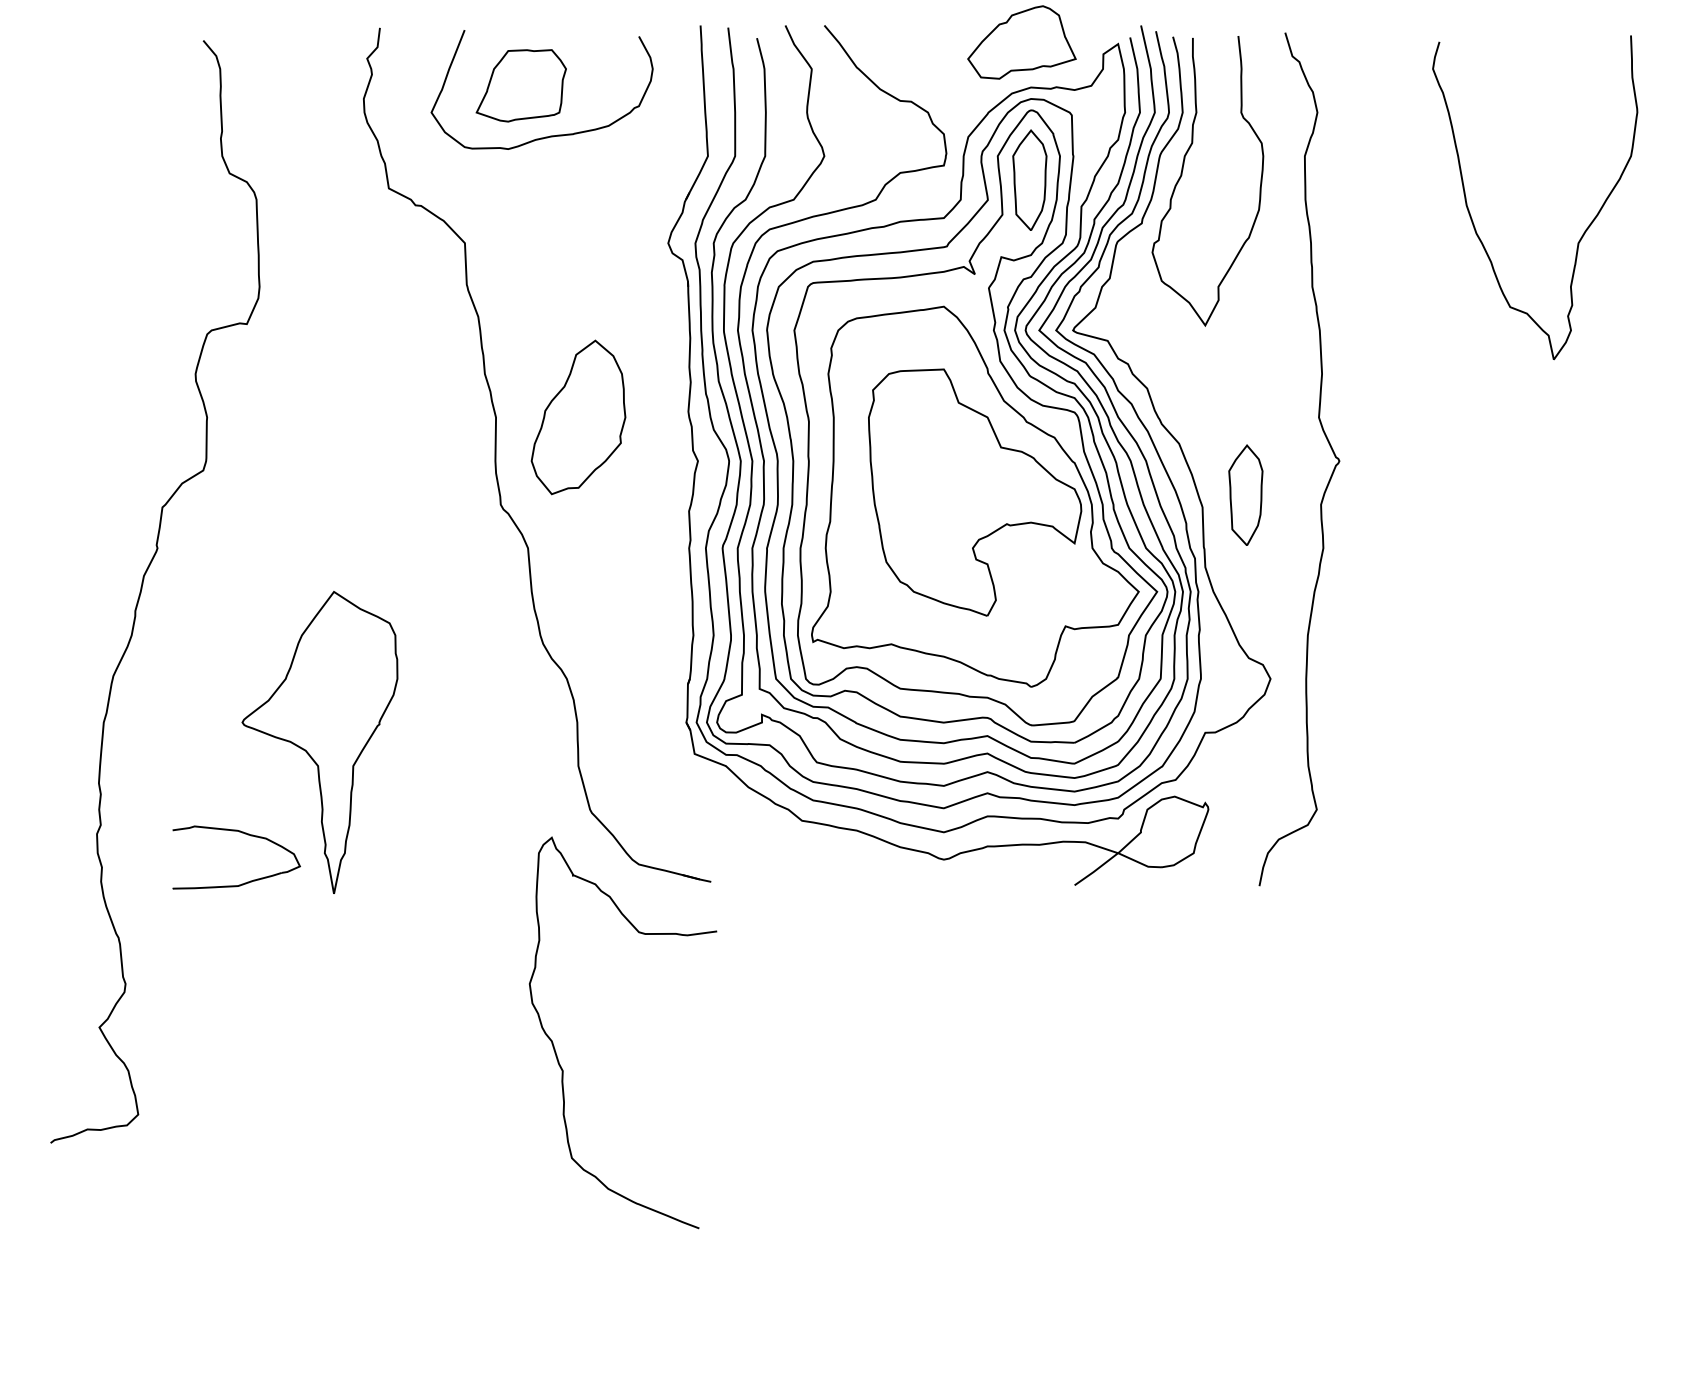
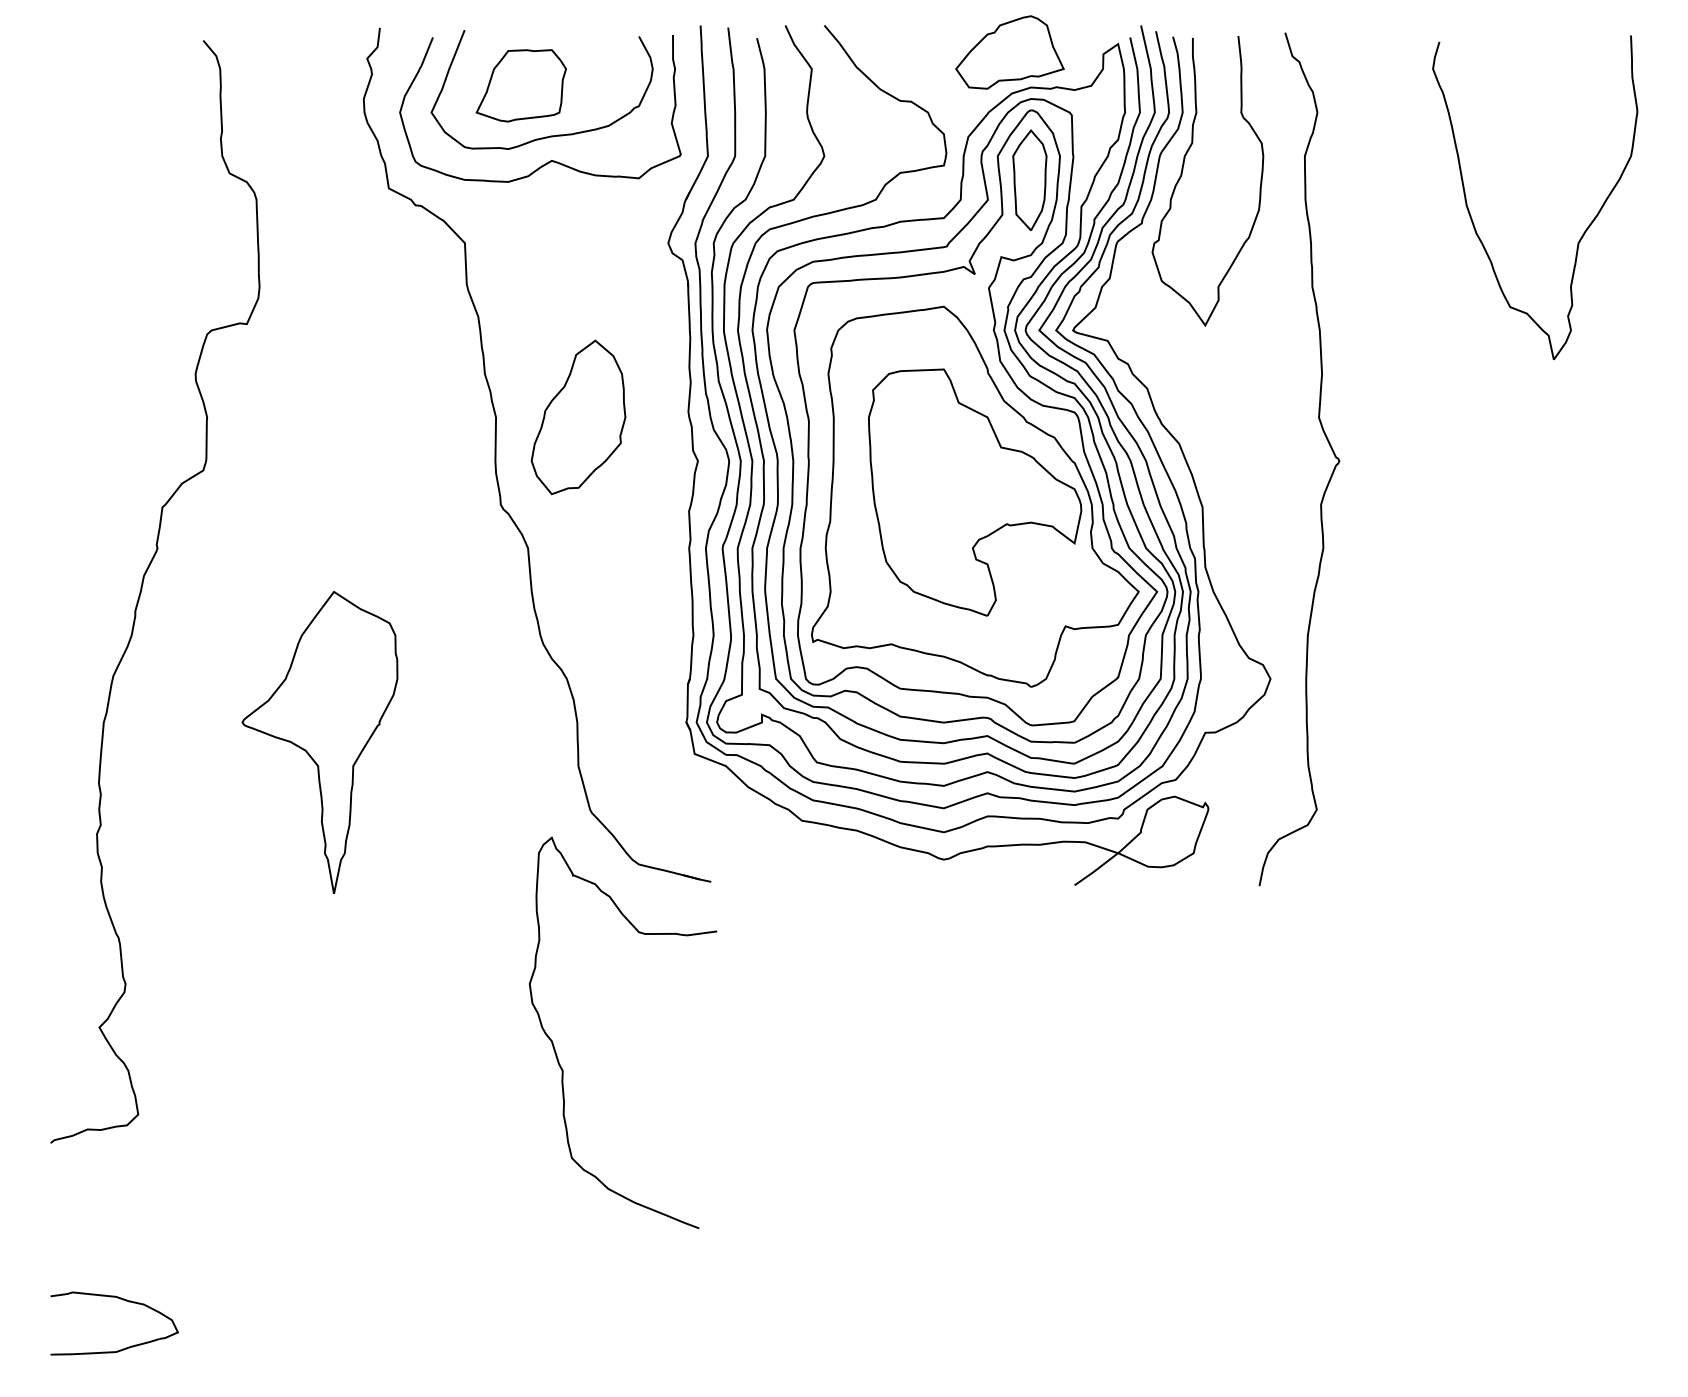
part position: (1021, 42) -> (1009, 52) (1009, 52)
curve: none -> present (550, 160)
part: present -> none (1245, 494)
part position: (247, 835) -> (125, 1301) (125, 1301)
